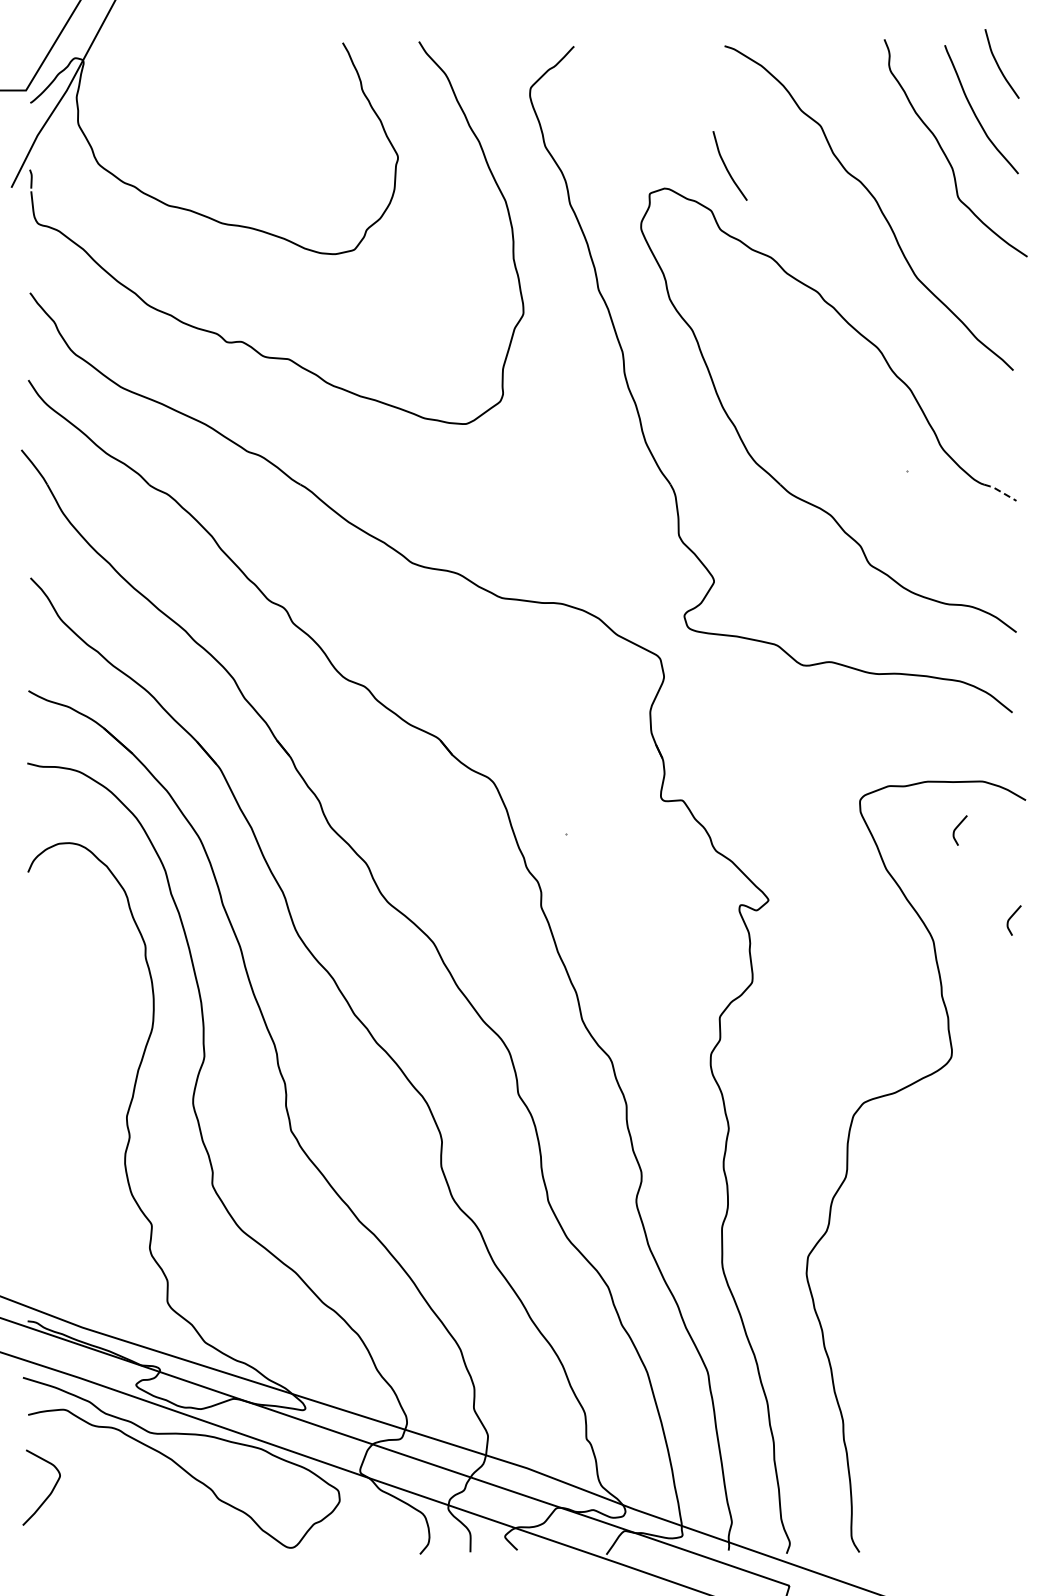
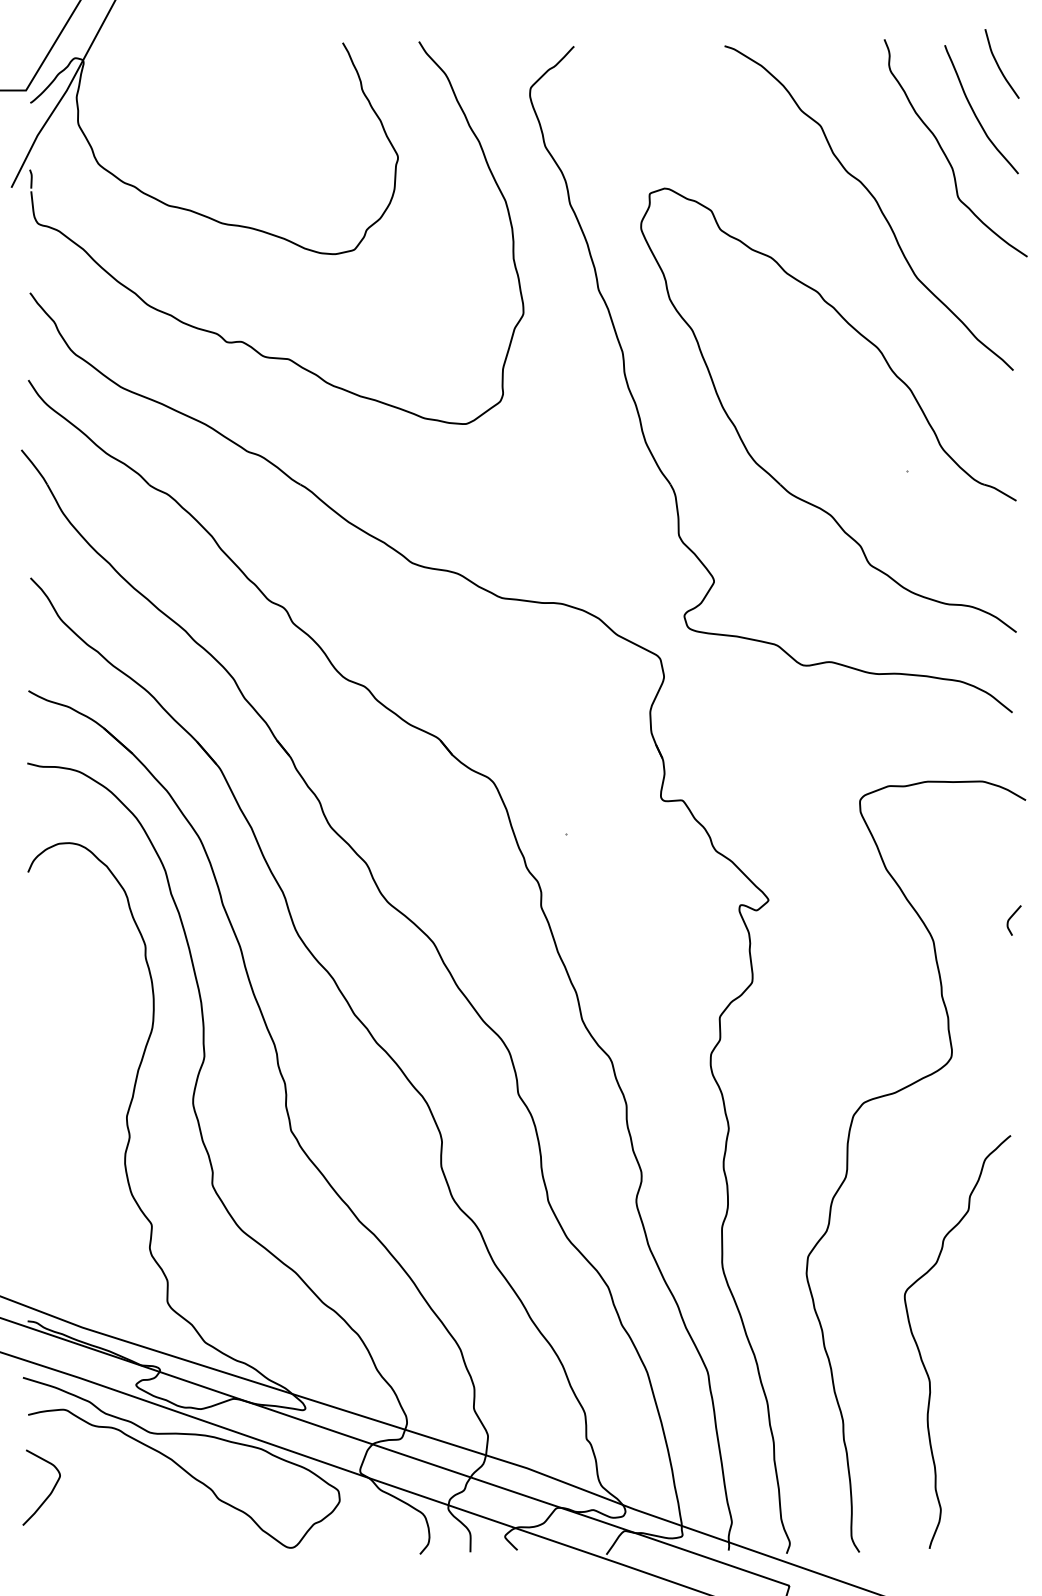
curve: present -> none (727, 167)
line: dashed -> solid (999, 491)
curve: present -> none (957, 828)
curve: none -> present (920, 1351)
